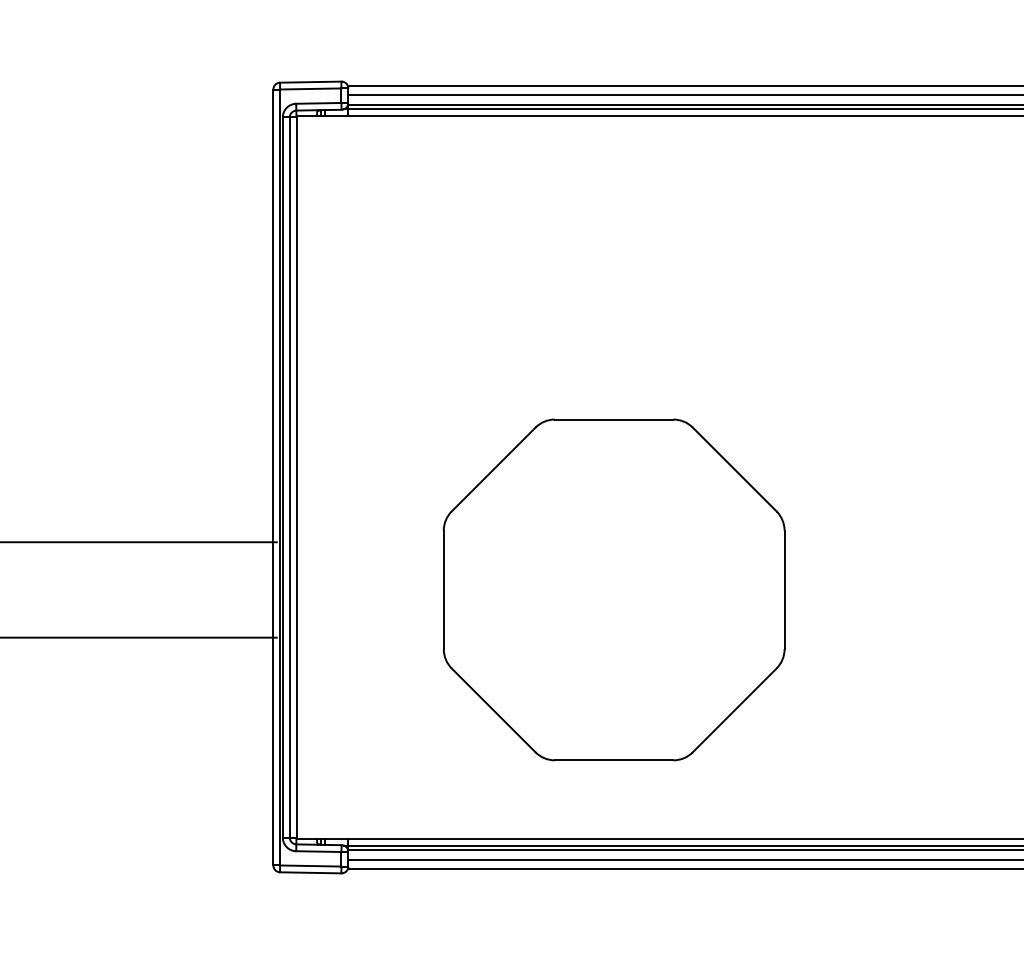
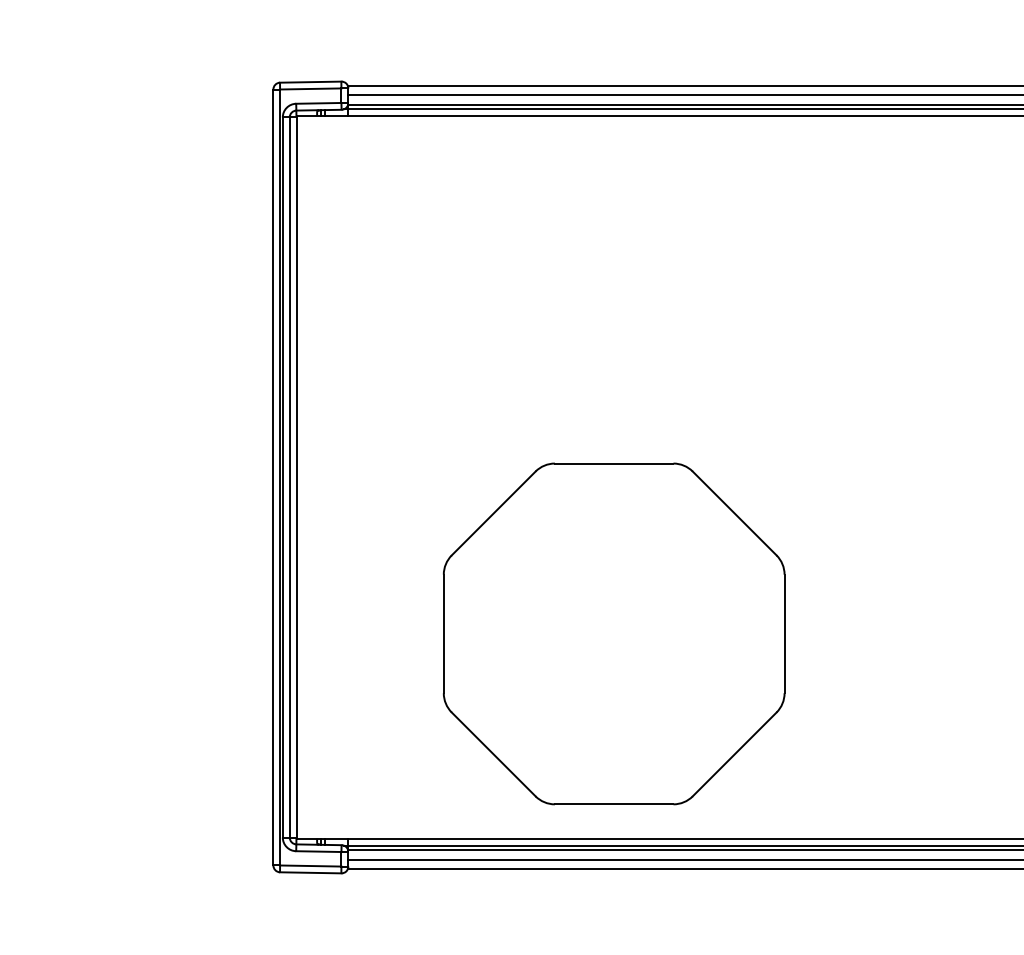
line: present -> none (139, 542)
part position: (613, 589) -> (613, 633) (613, 633)
line: present -> none (139, 637)
